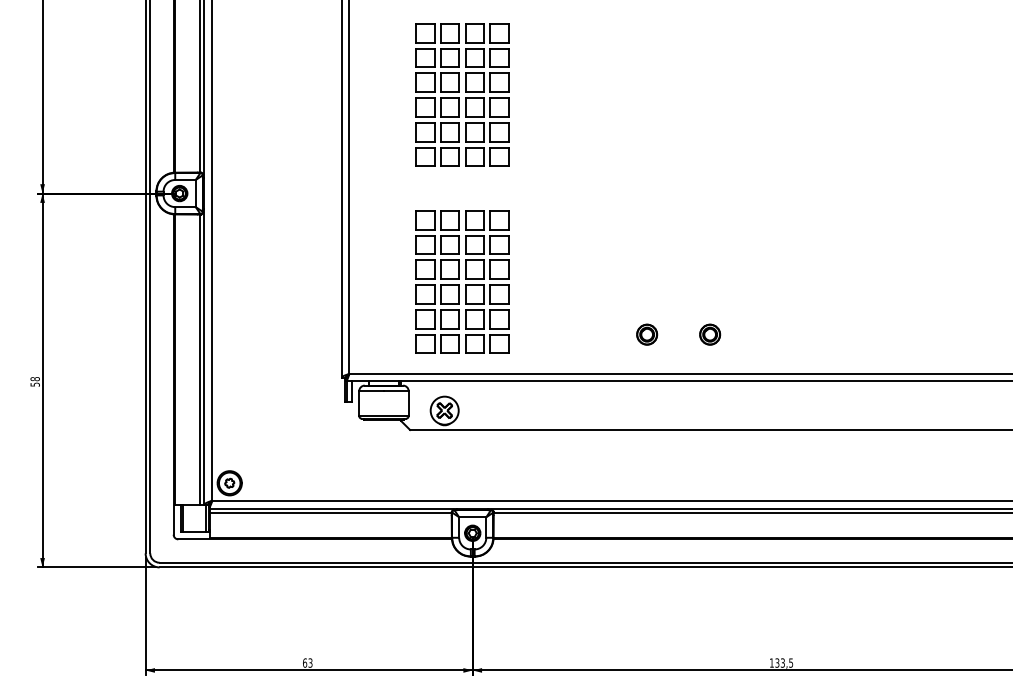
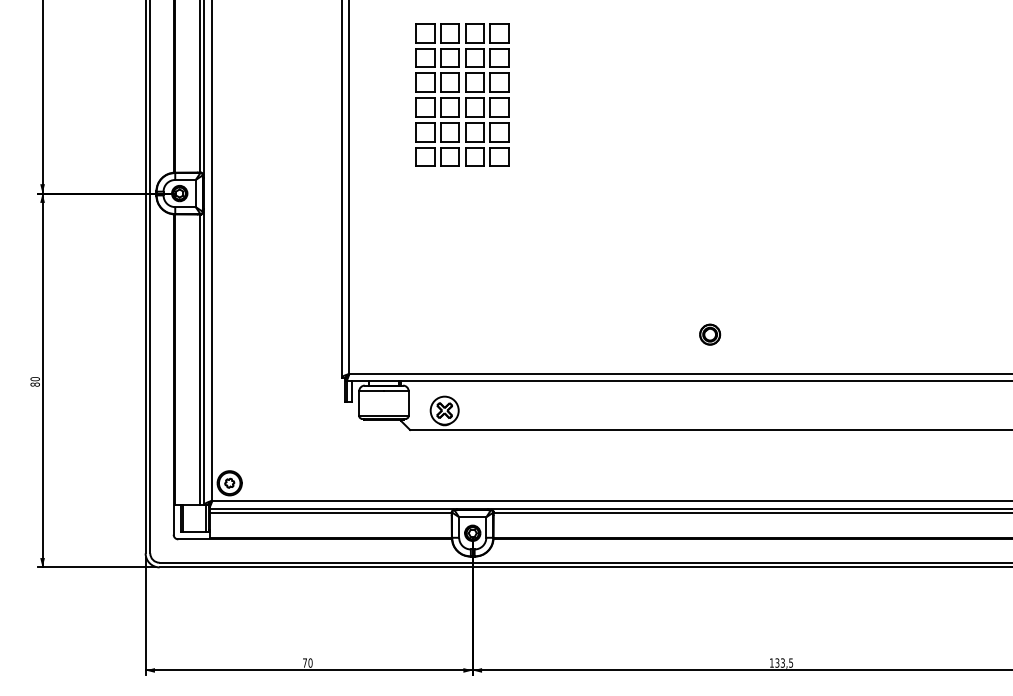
part: present -> none (462, 281)
part: present -> none (647, 334)
text: 58 -> 80 (34, 381)
text: 63 -> 70 (307, 662)
